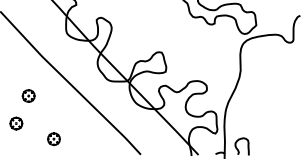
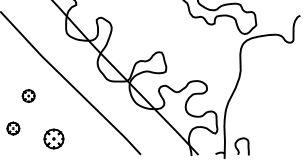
part position: (16, 123) -> (13, 128) (13, 128)
part size: 14x15 px -> 22x22 px (53, 138)
